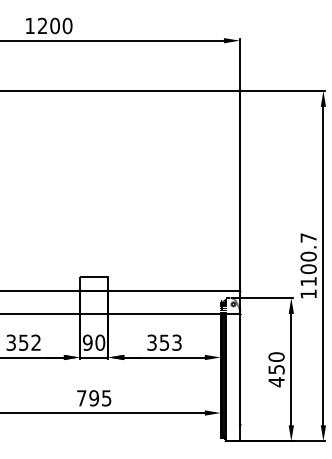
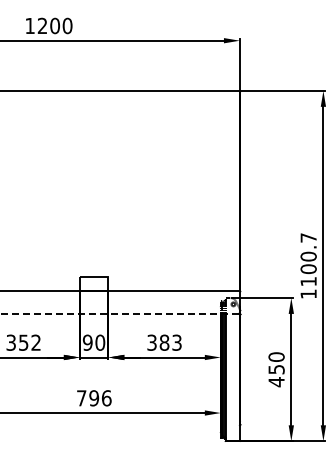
line: solid -> dashed (120, 313)
text: 353 -> 383 (164, 342)
text: 795 -> 796 (106, 398)
